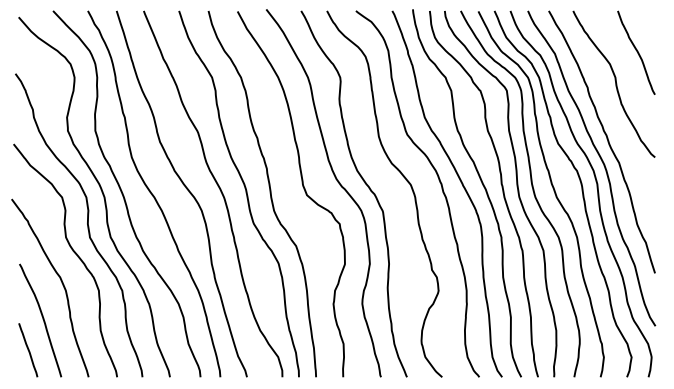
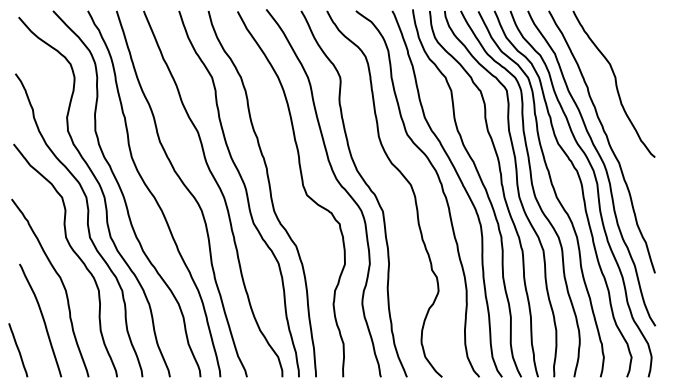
curve: present -> none (636, 51)
line position: (28, 350) -> (18, 350) (18, 350)
